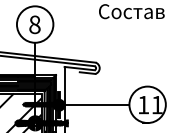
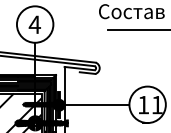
text: 8 -> 4 (34, 24)
line: none -> present (137, 29)
